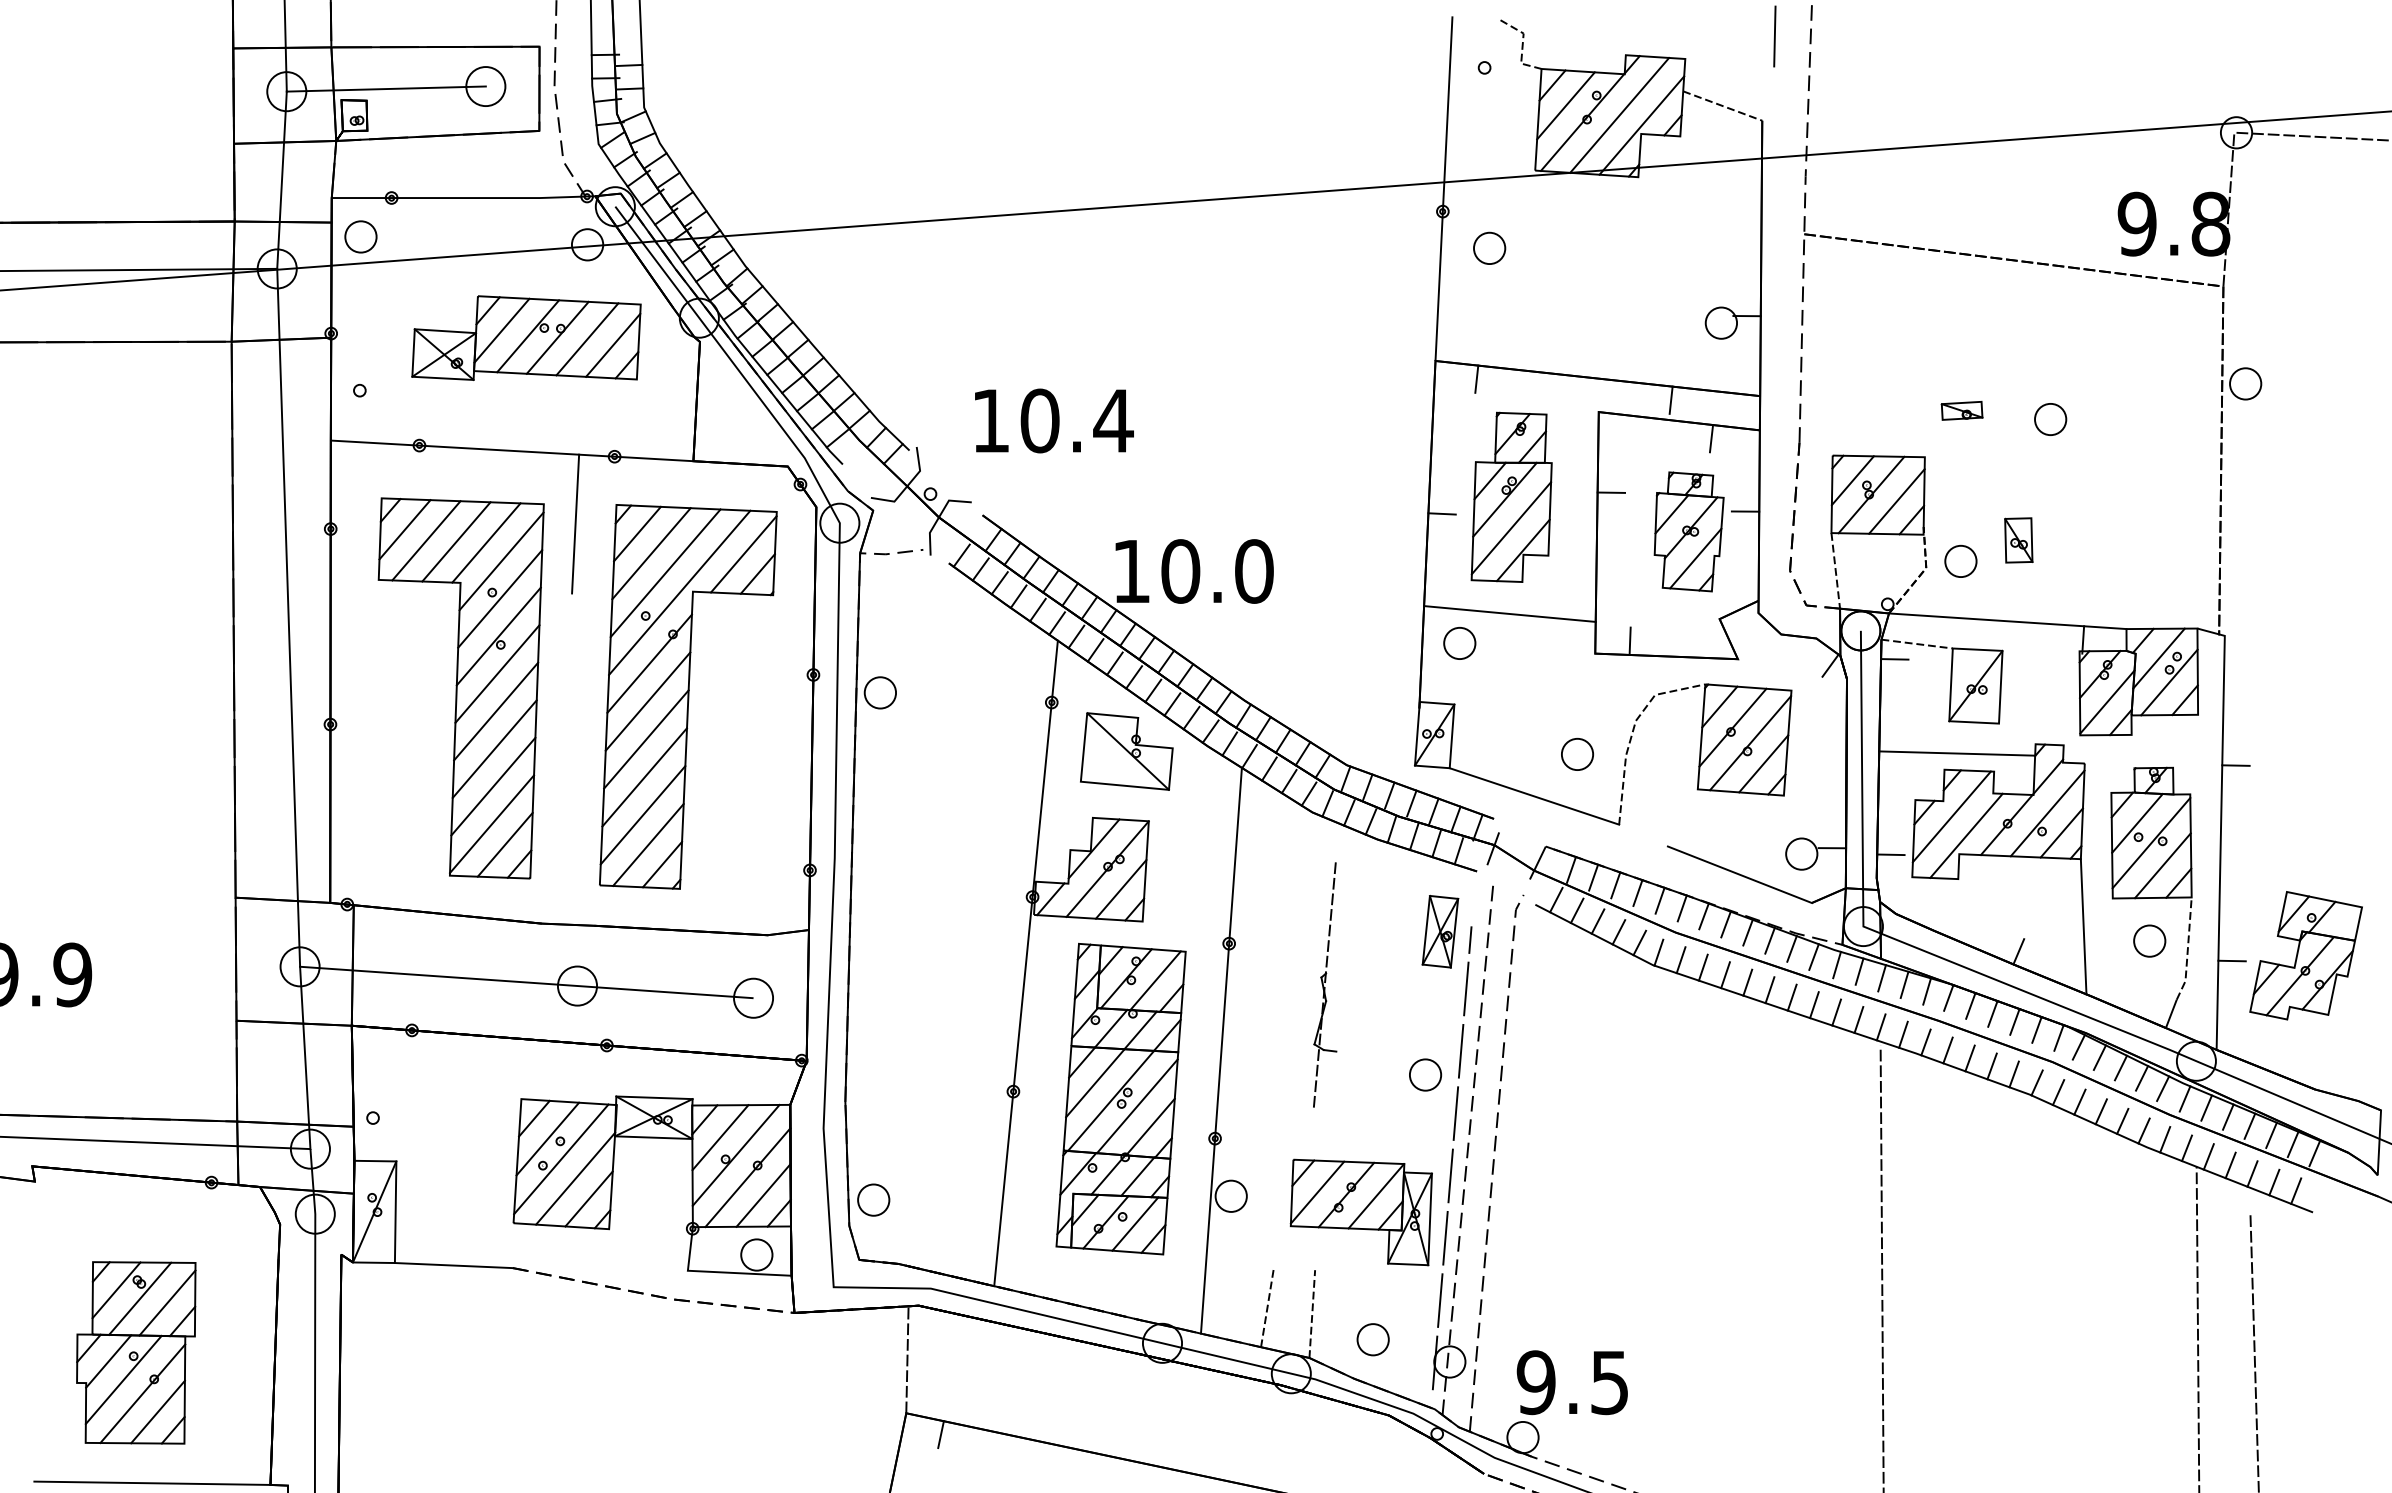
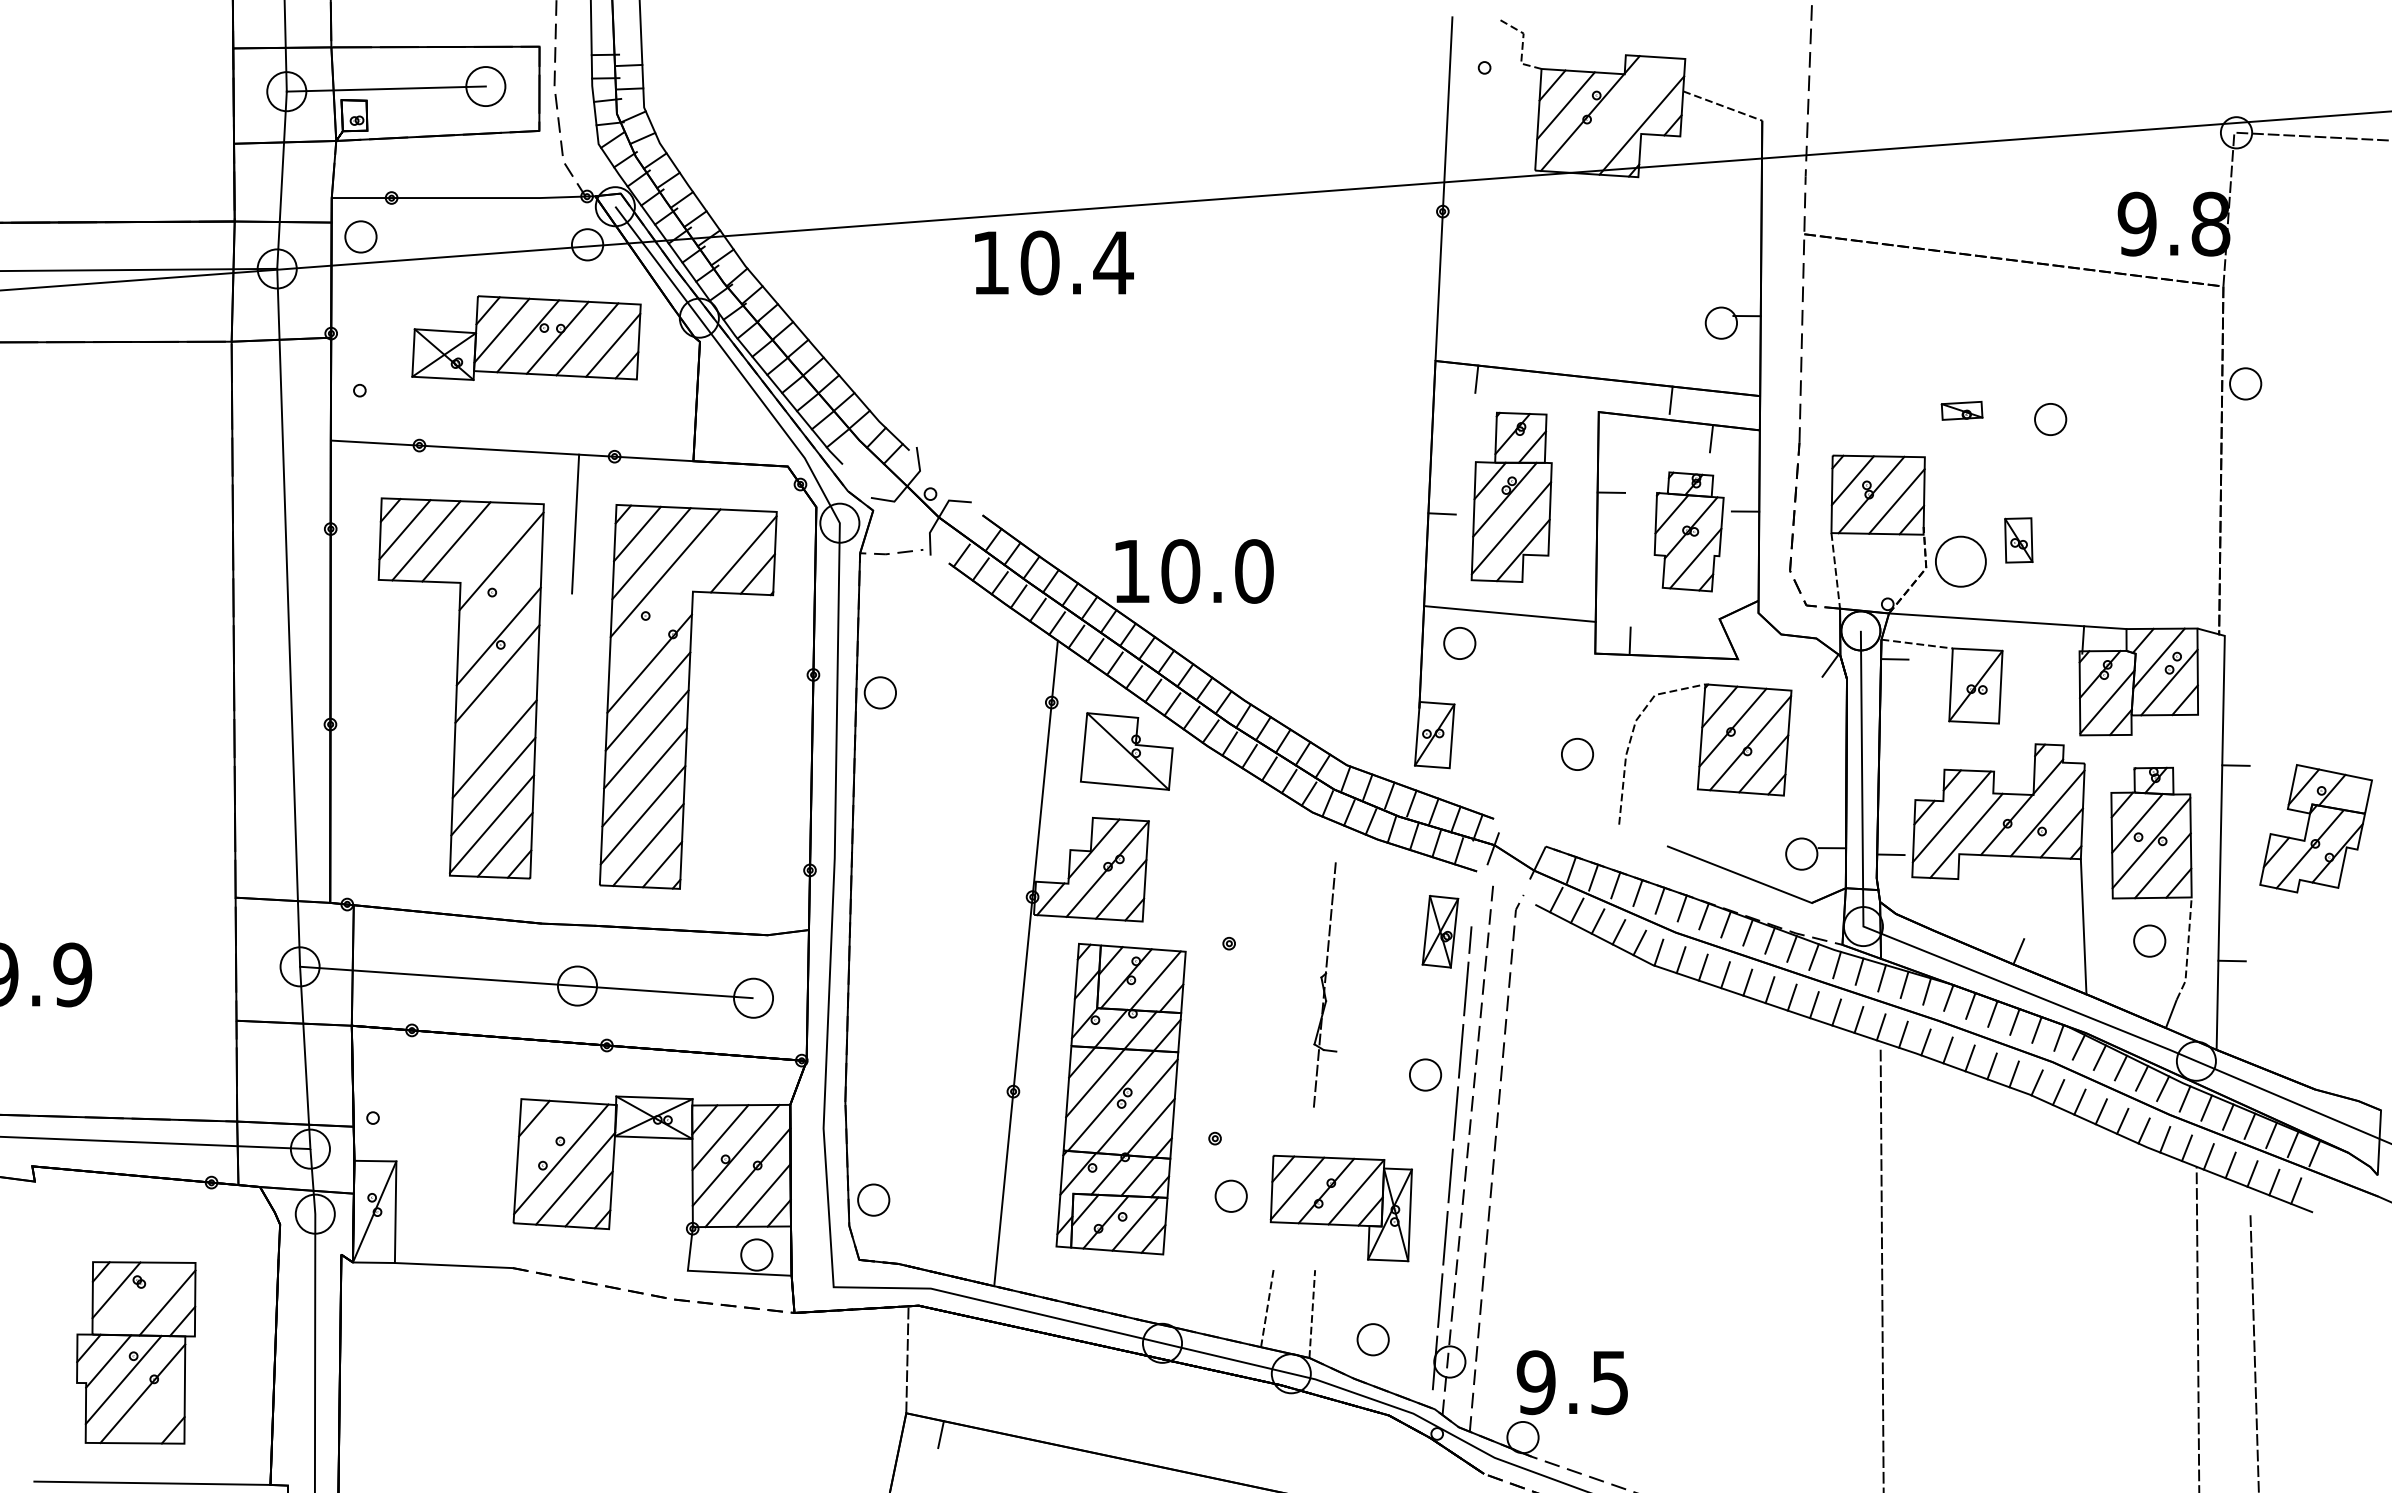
line: present -> none (1774, 36)
line: present -> none (1619, 114)
part: present -> none (1489, 247)
text position: (1054, 420) -> (1054, 262) (1054, 262)
line: present -> none (486, 542)
part size: 34x34 px -> 52x53 px (1960, 561)
line: present -> none (679, 592)
line: present -> none (500, 598)
line: present -> none (496, 711)
line: present -> none (1957, 753)
line: present -> none (1534, 796)
part position: (2305, 955) -> (2315, 828) (2315, 828)
line: present -> none (1220, 1050)
line: present -> none (547, 1138)
part position: (1360, 1212) -> (1340, 1208) (1340, 1208)
line: present -> none (140, 1298)
line: present -> none (157, 1411)
